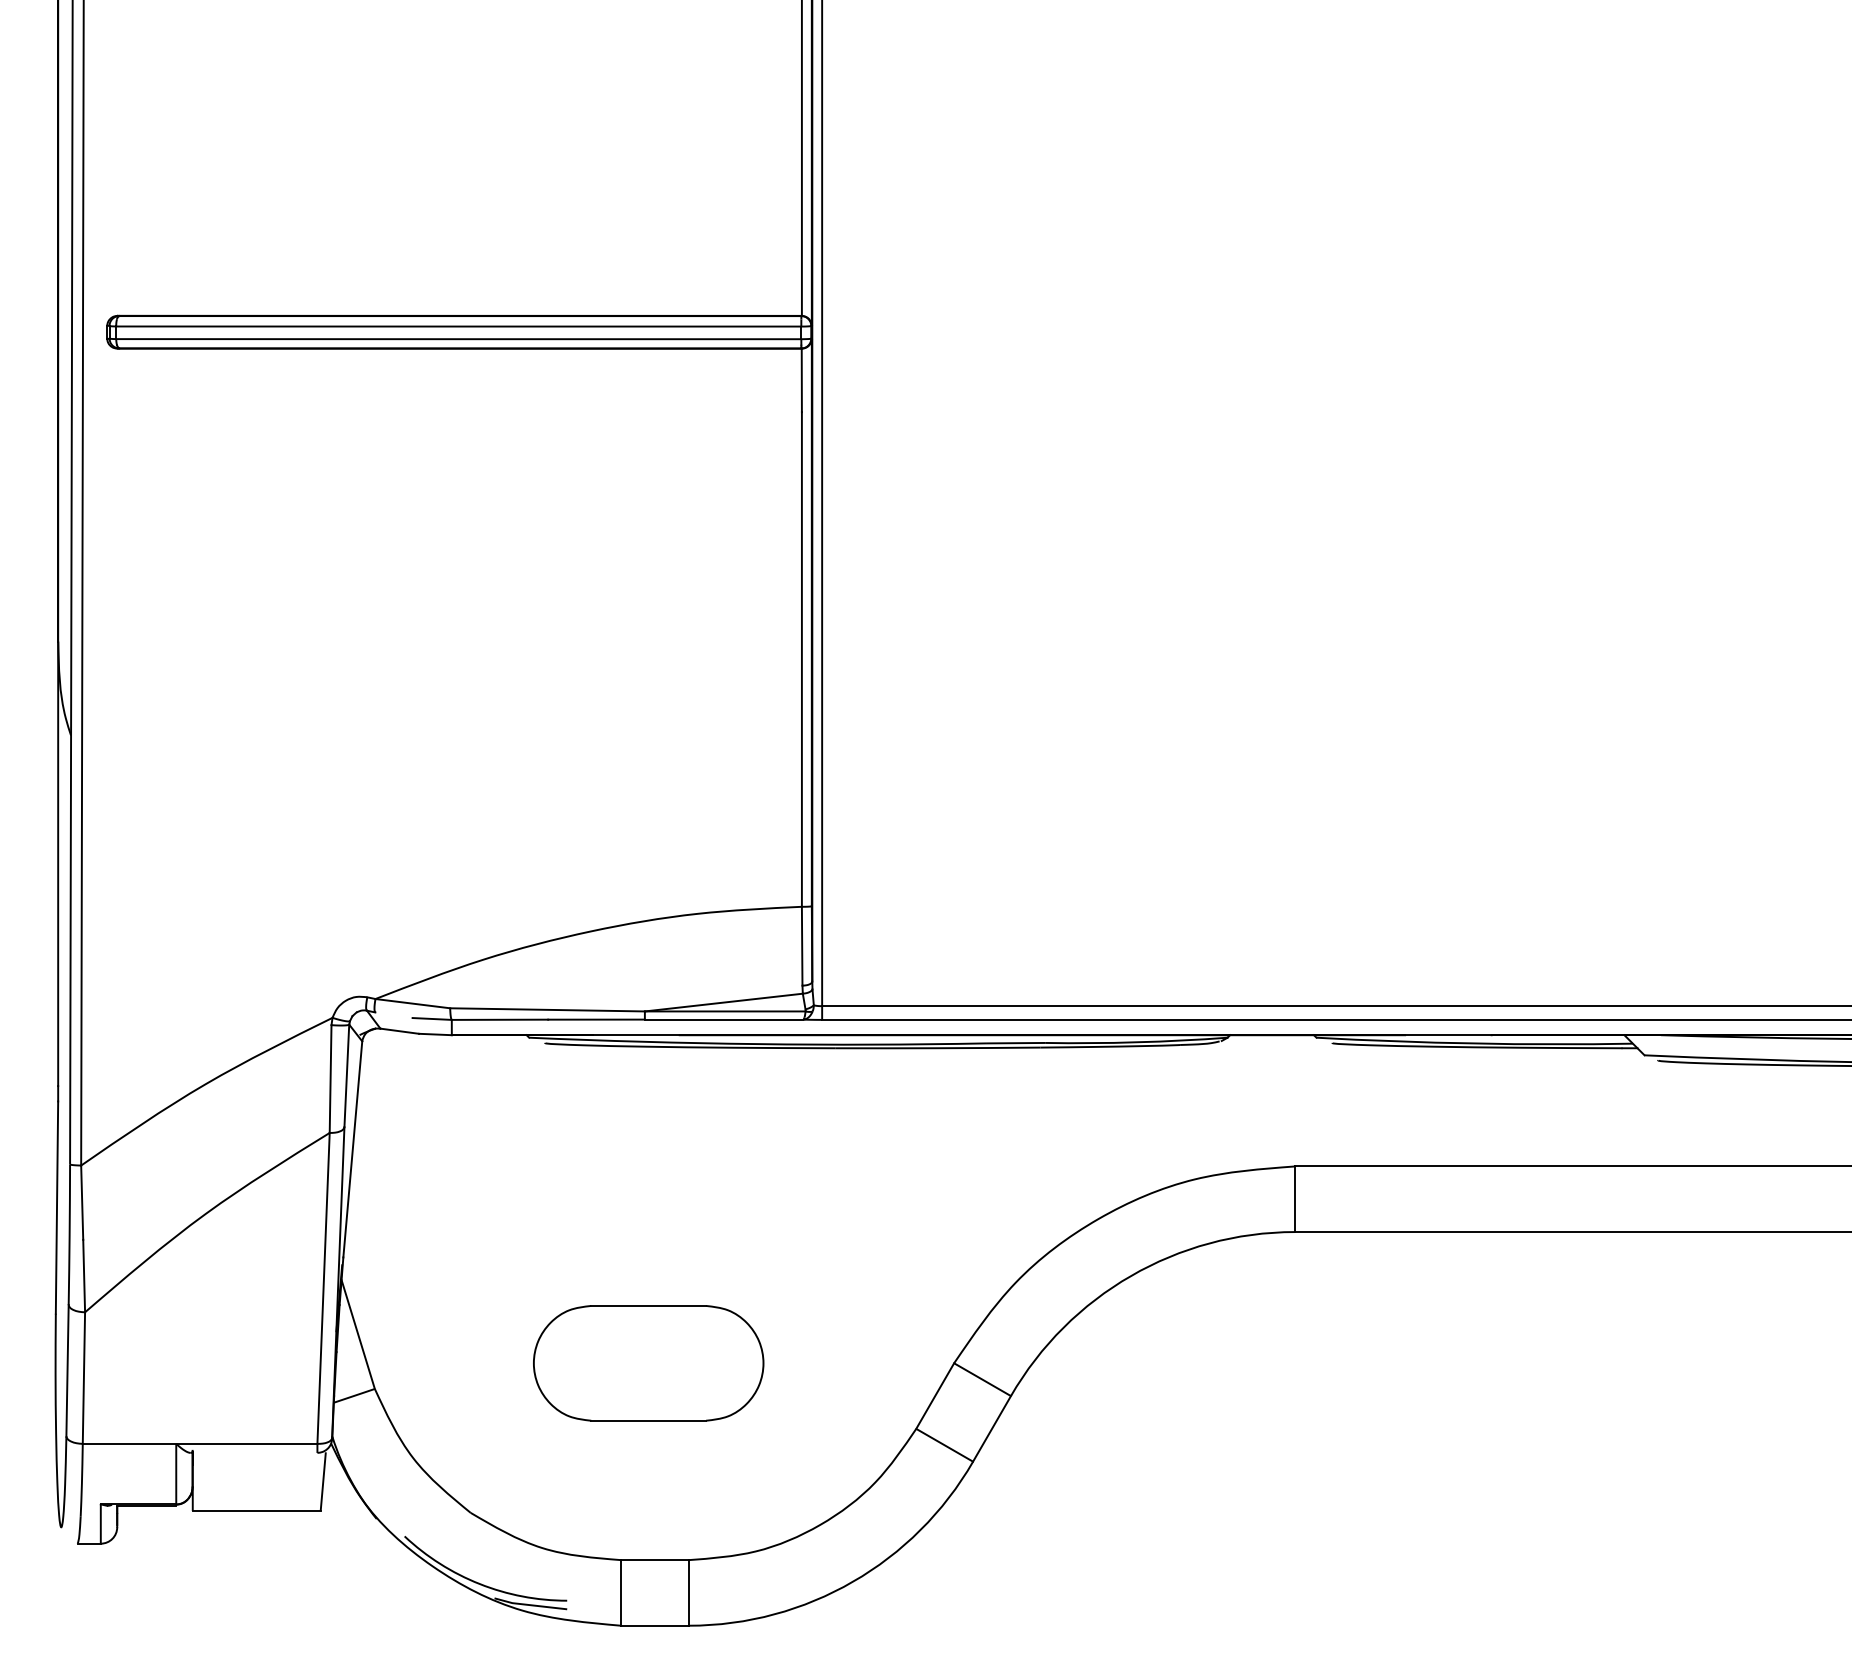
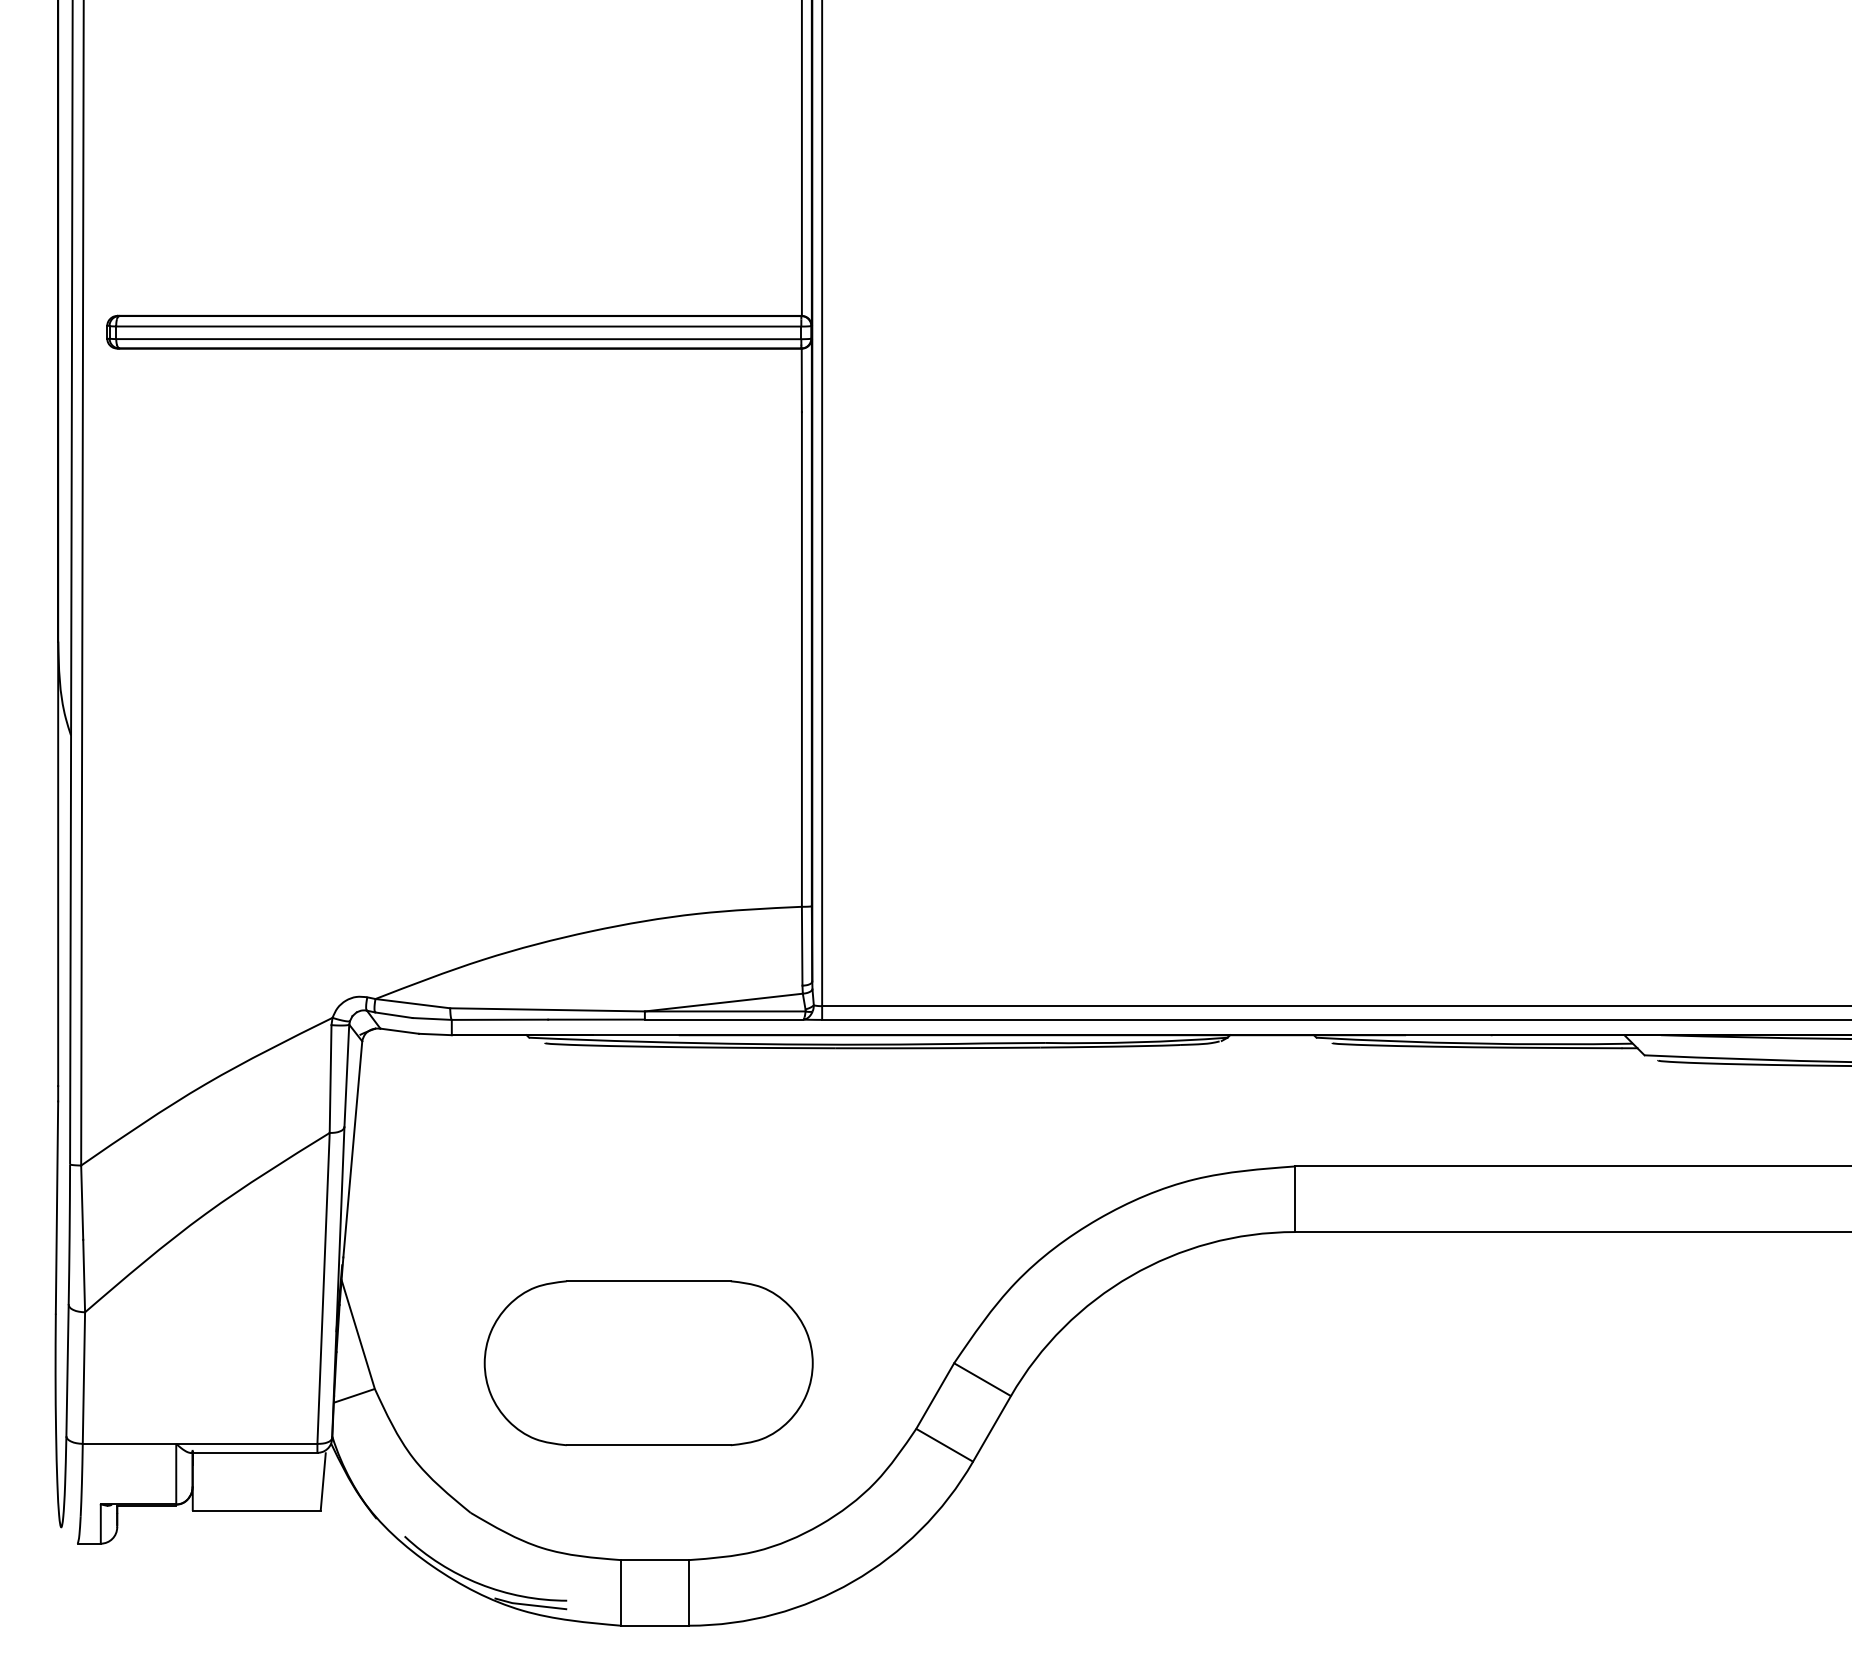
line: none -> present (393, 1015)
part size: 232x117 px -> 331x167 px (648, 1363)
line: none -> present (253, 1452)
